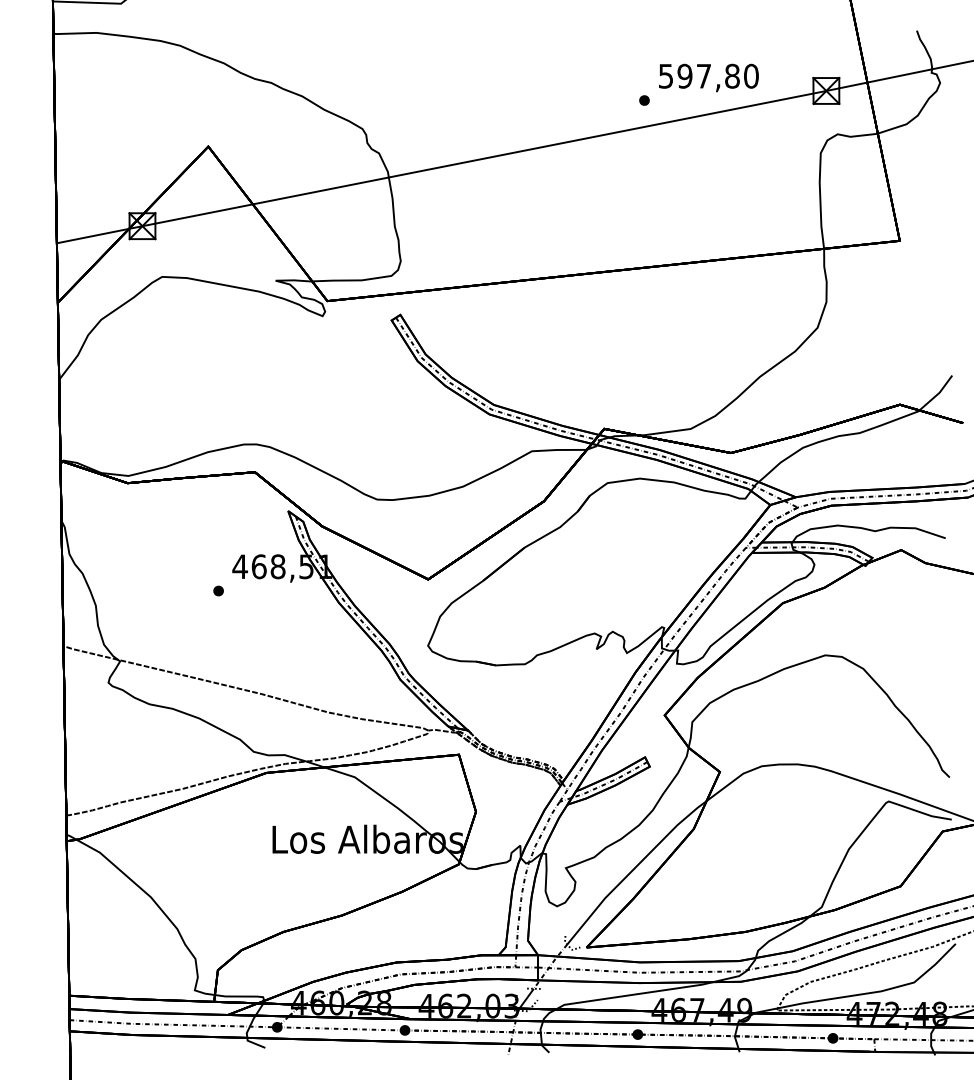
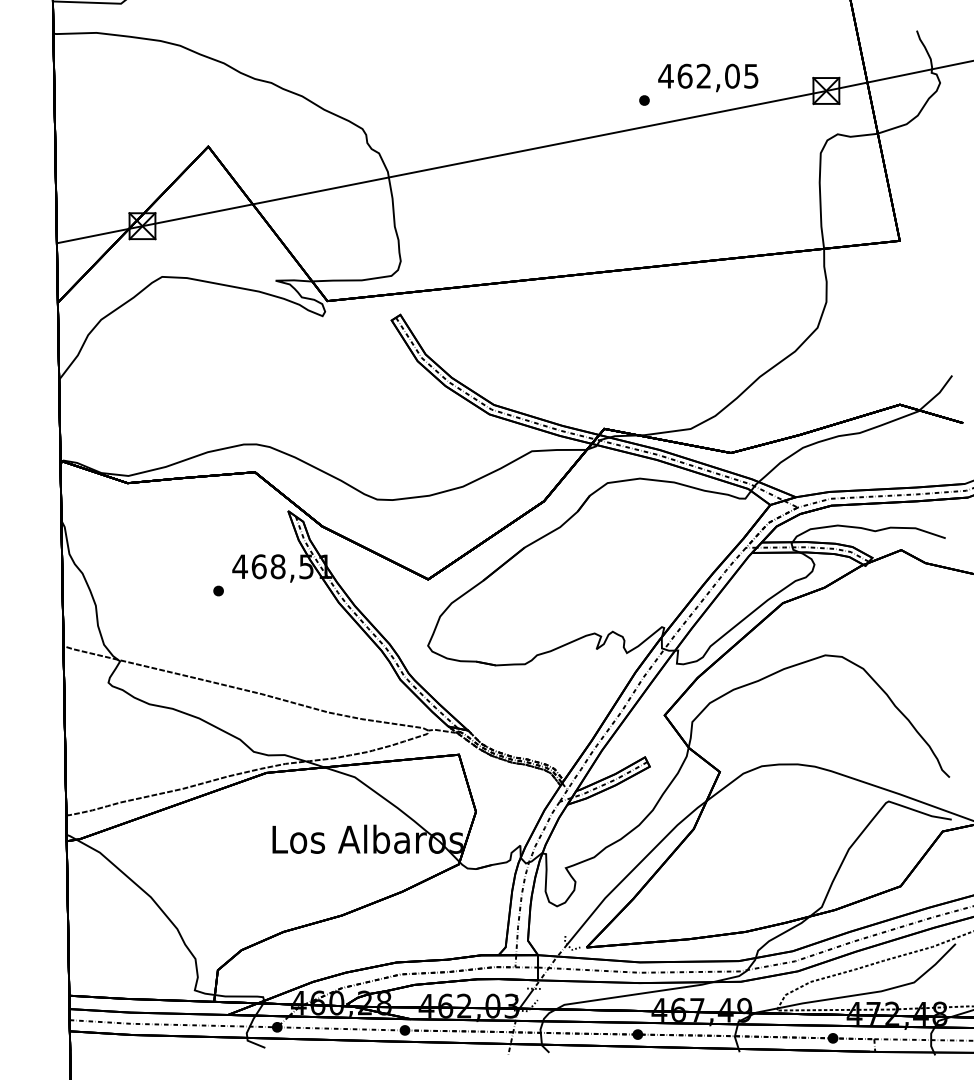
text: 597,80 -> 462,05 (708, 75)
